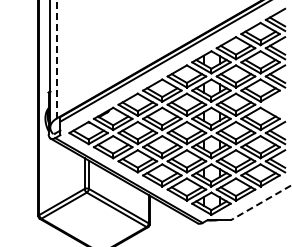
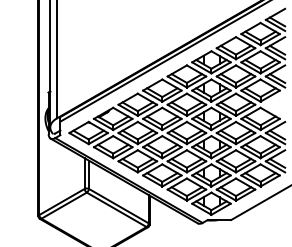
line: dashed -> solid (56, 59)
line: dashed -> solid (261, 202)
